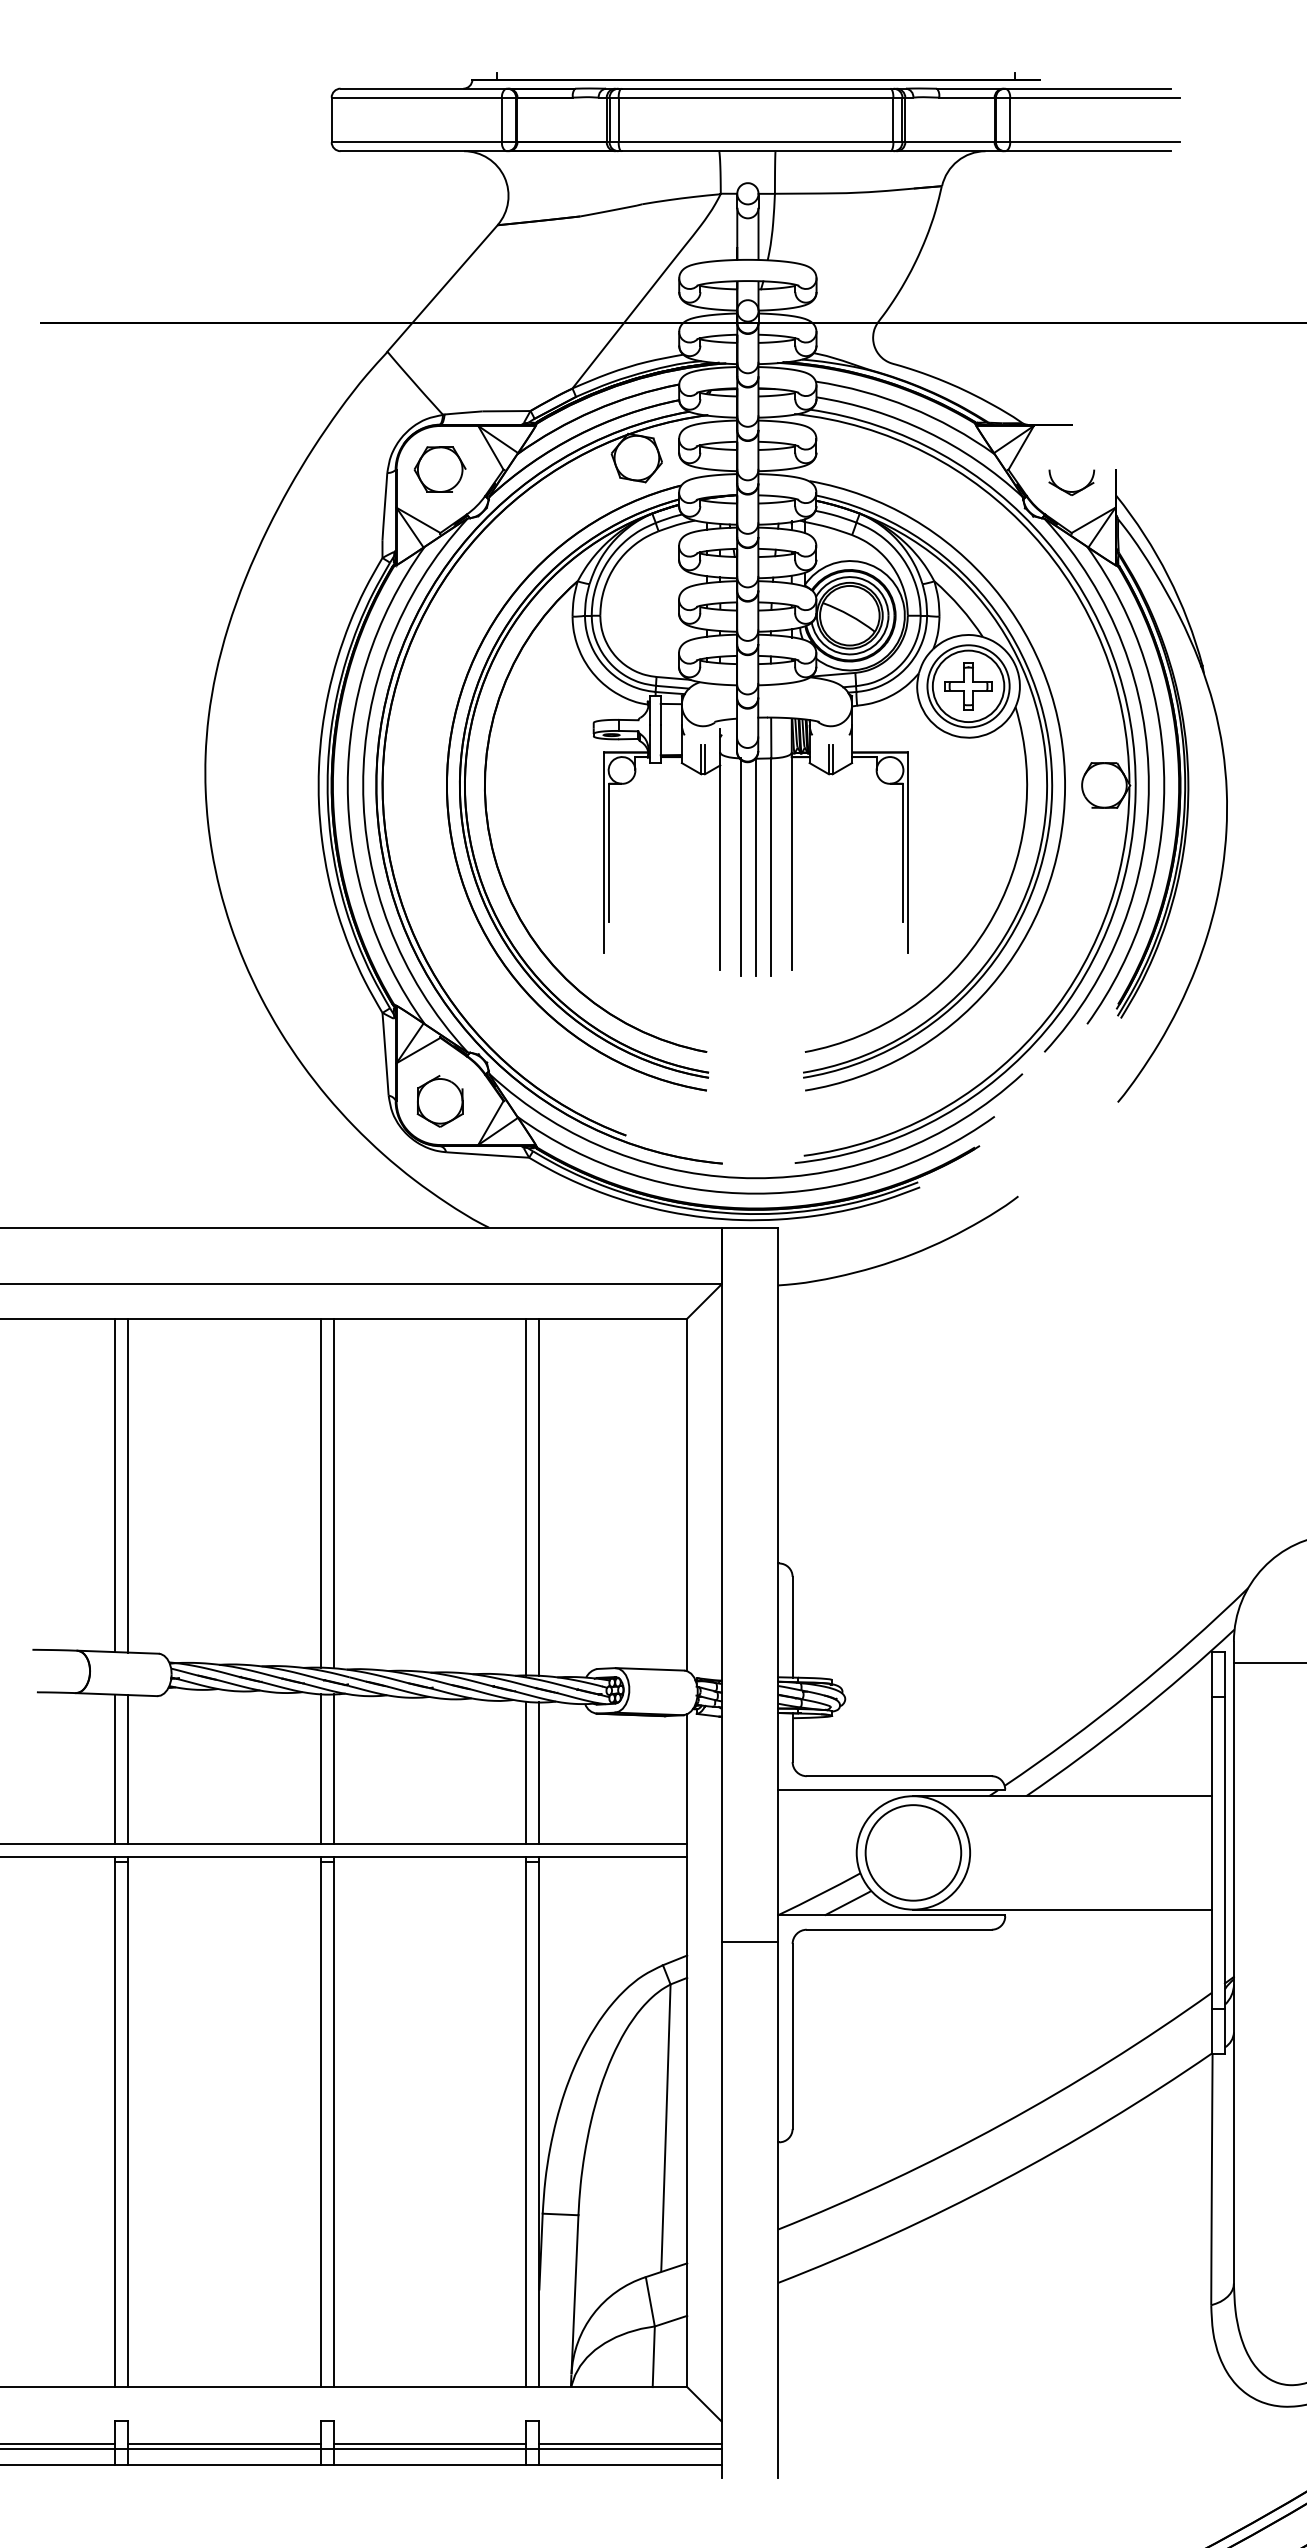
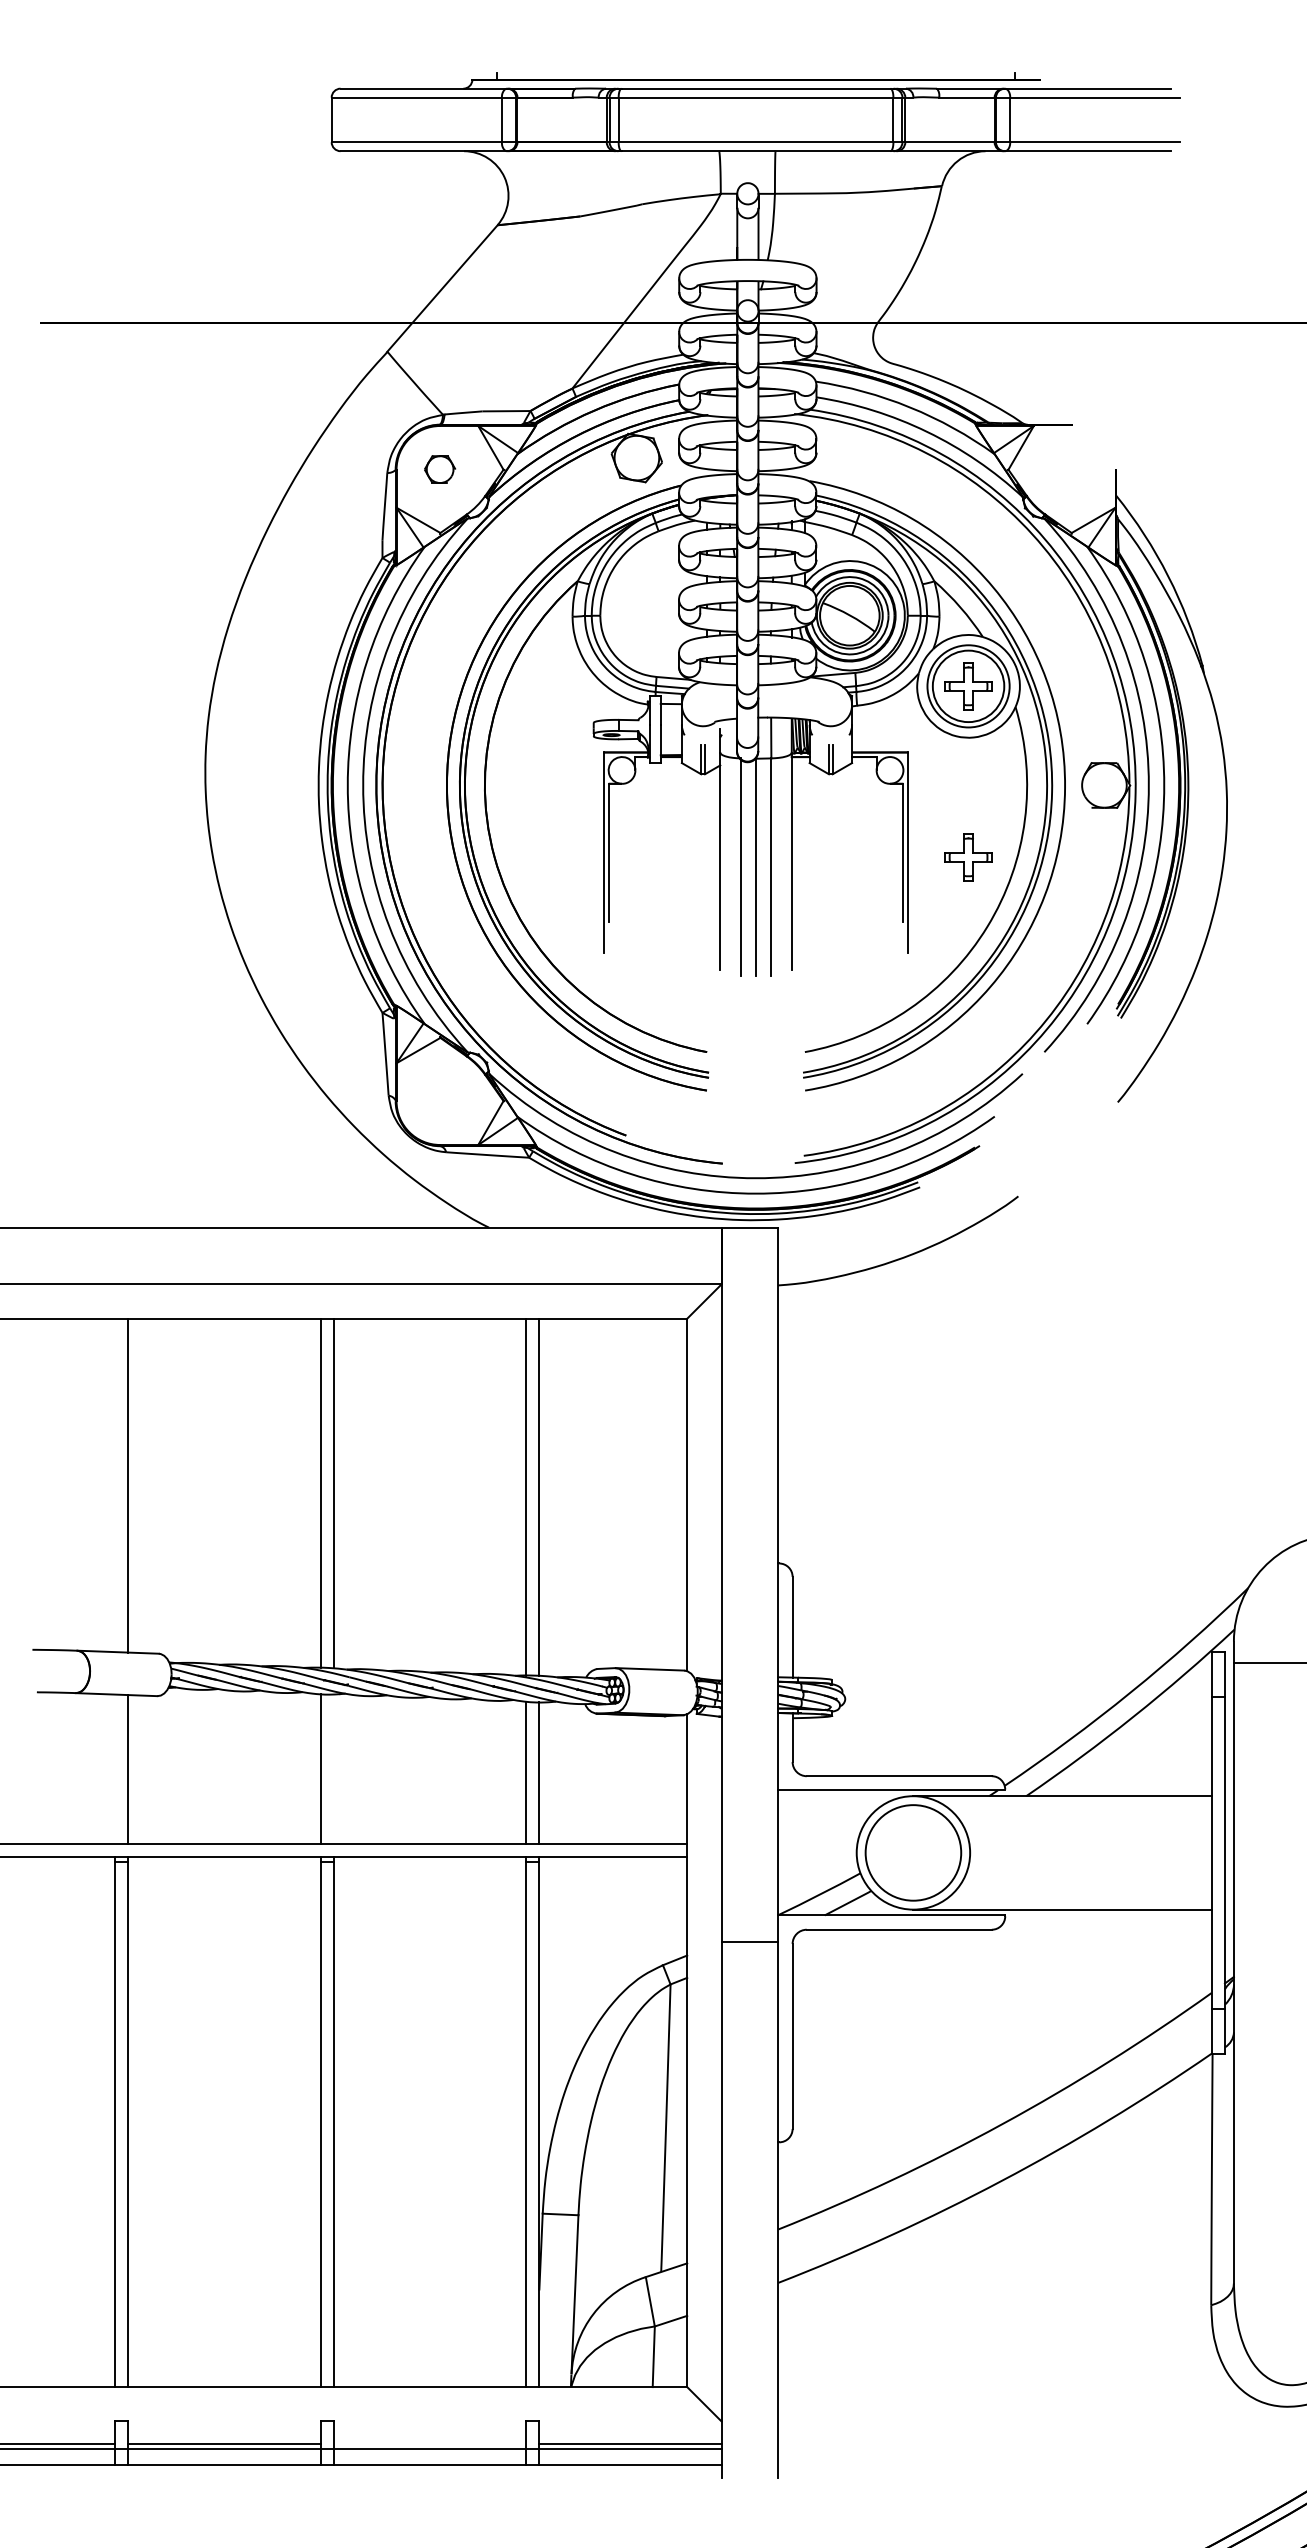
part size: 54x47 px -> 33x29 px (440, 469)
part: present -> none (1069, 490)
part: none -> present (968, 857)
part: present -> none (439, 1101)
line: present -> none (115, 1485)
line: present -> none (115, 1768)
line: present -> none (333, 1768)
line: present -> none (429, 2443)
